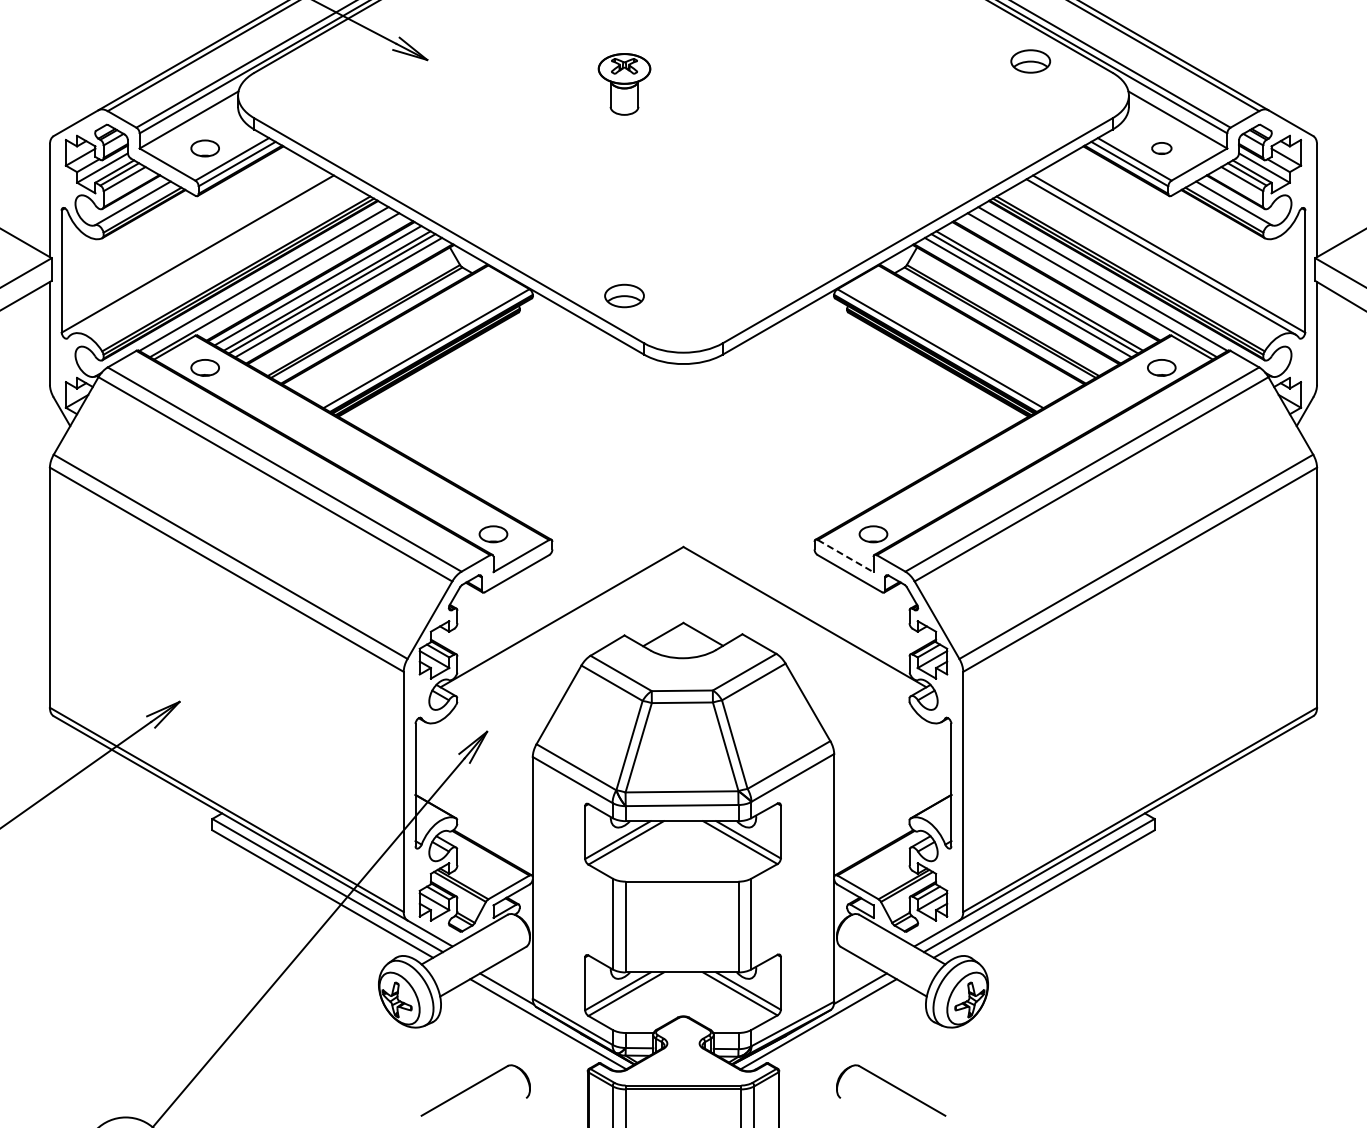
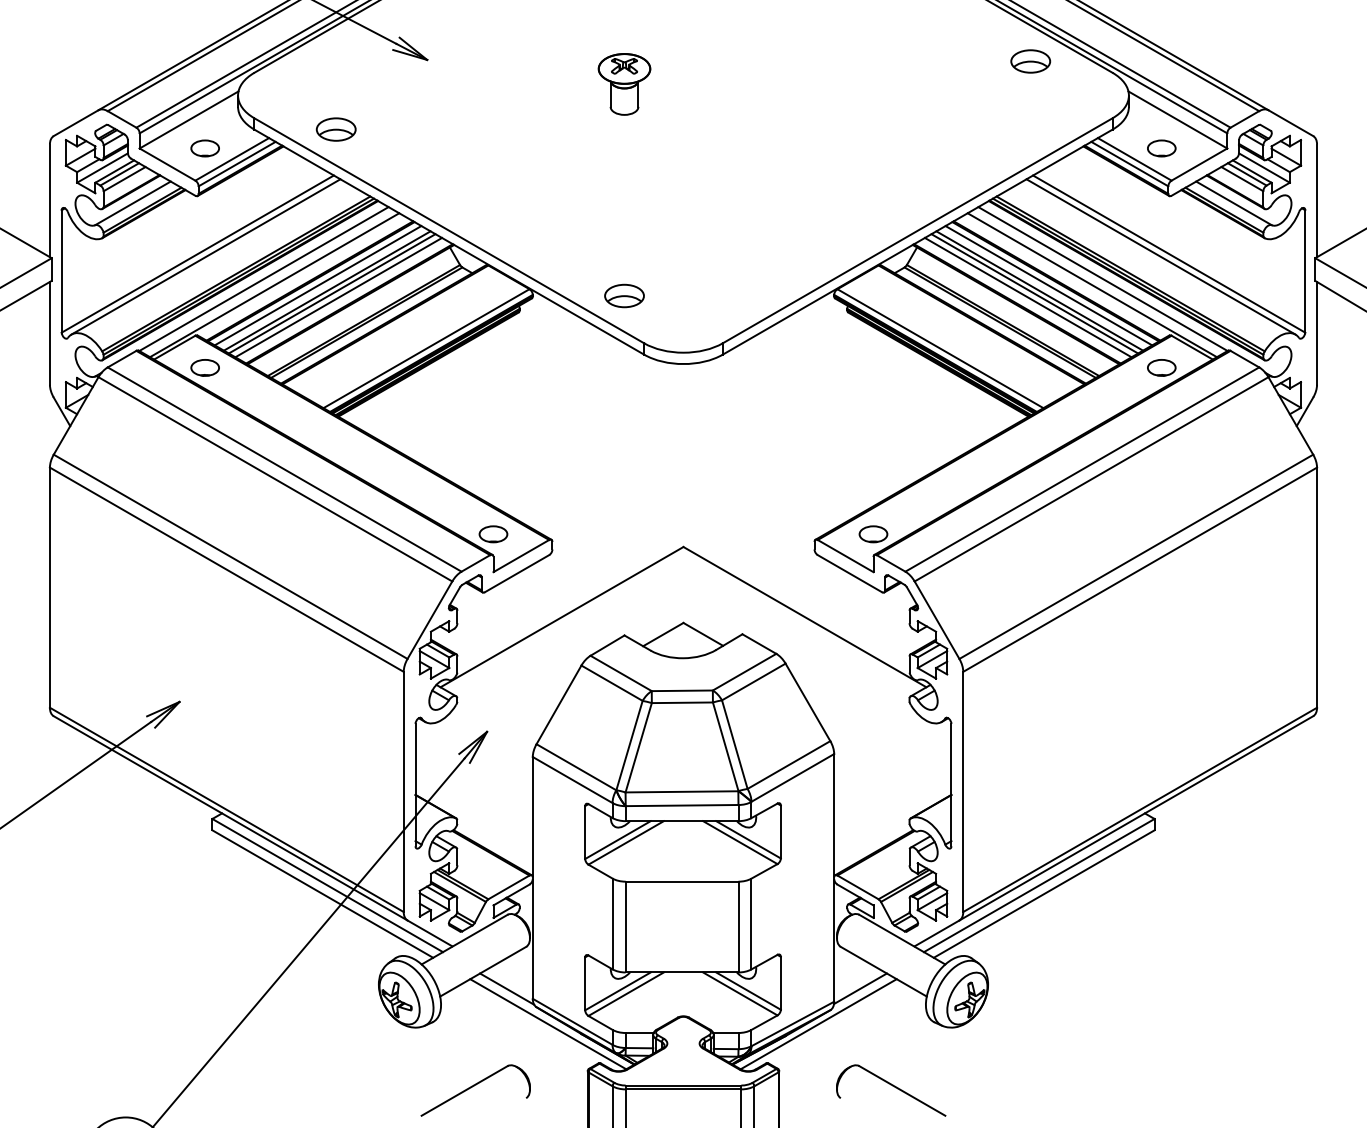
part: none -> present (335, 129)
part size: 22x13 px -> 30x19 px (1161, 148)
line: none -> present (205, 256)
line: none -> present (1048, 285)
line: dashed -> solid (846, 556)
